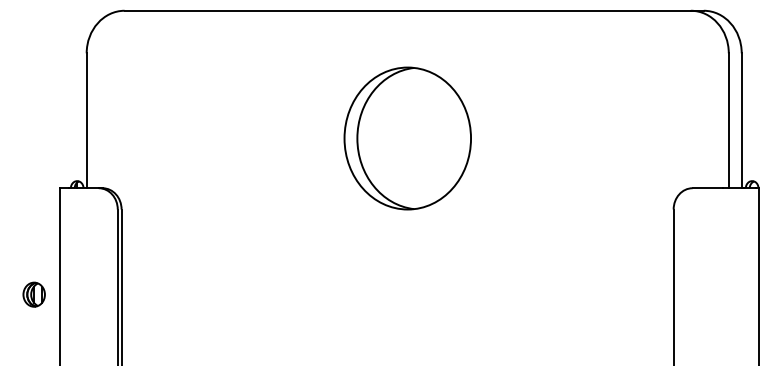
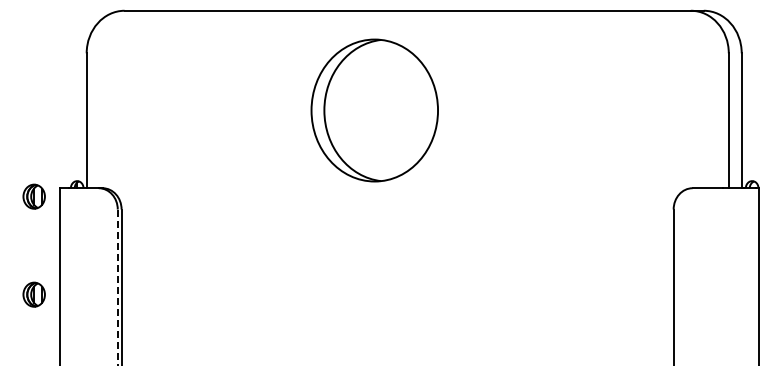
part position: (407, 138) -> (374, 110) (374, 110)
part: none -> present (33, 196)
line: solid -> dashed (117, 287)
